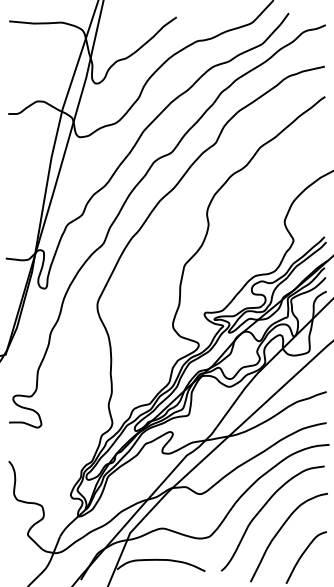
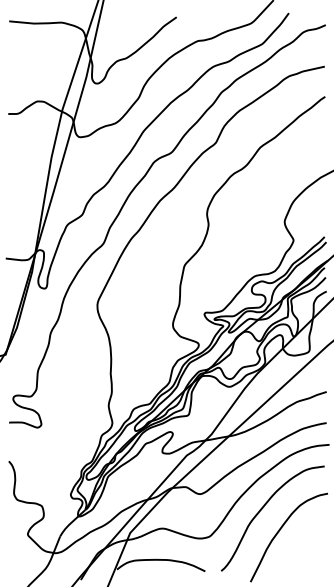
curve: present -> none (302, 556)
